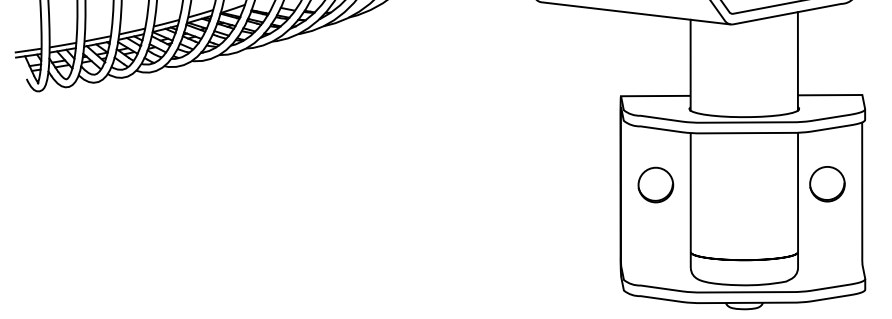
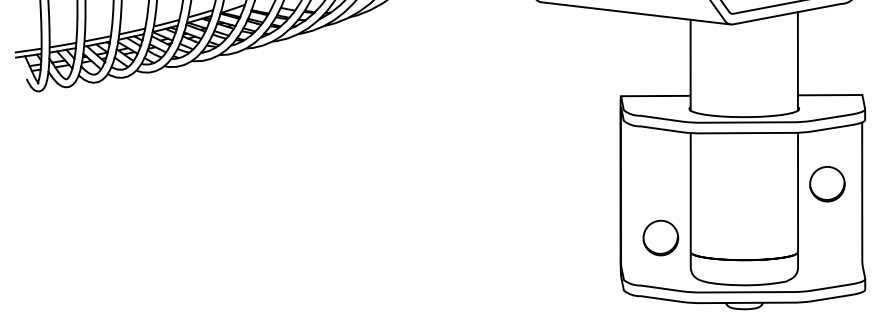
part position: (655, 184) -> (660, 237) (660, 237)
